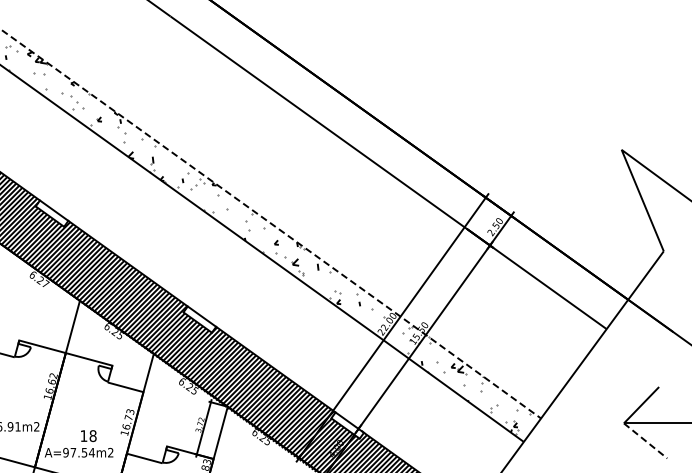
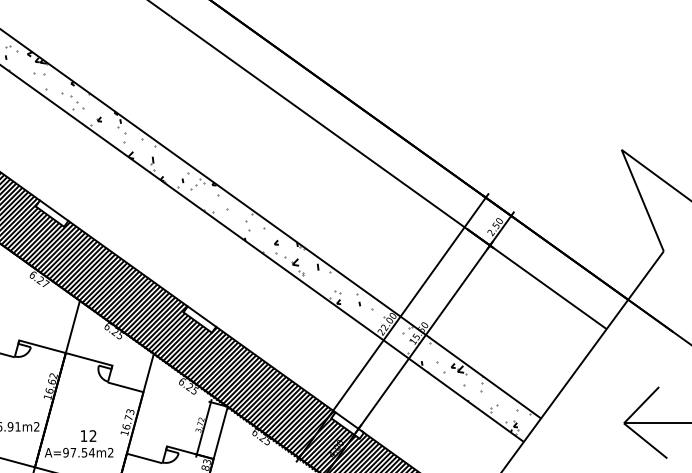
line: dashed -> solid (271, 223)
text: 18 -> 12 (92, 436)
line: dashed -> solid (645, 440)
